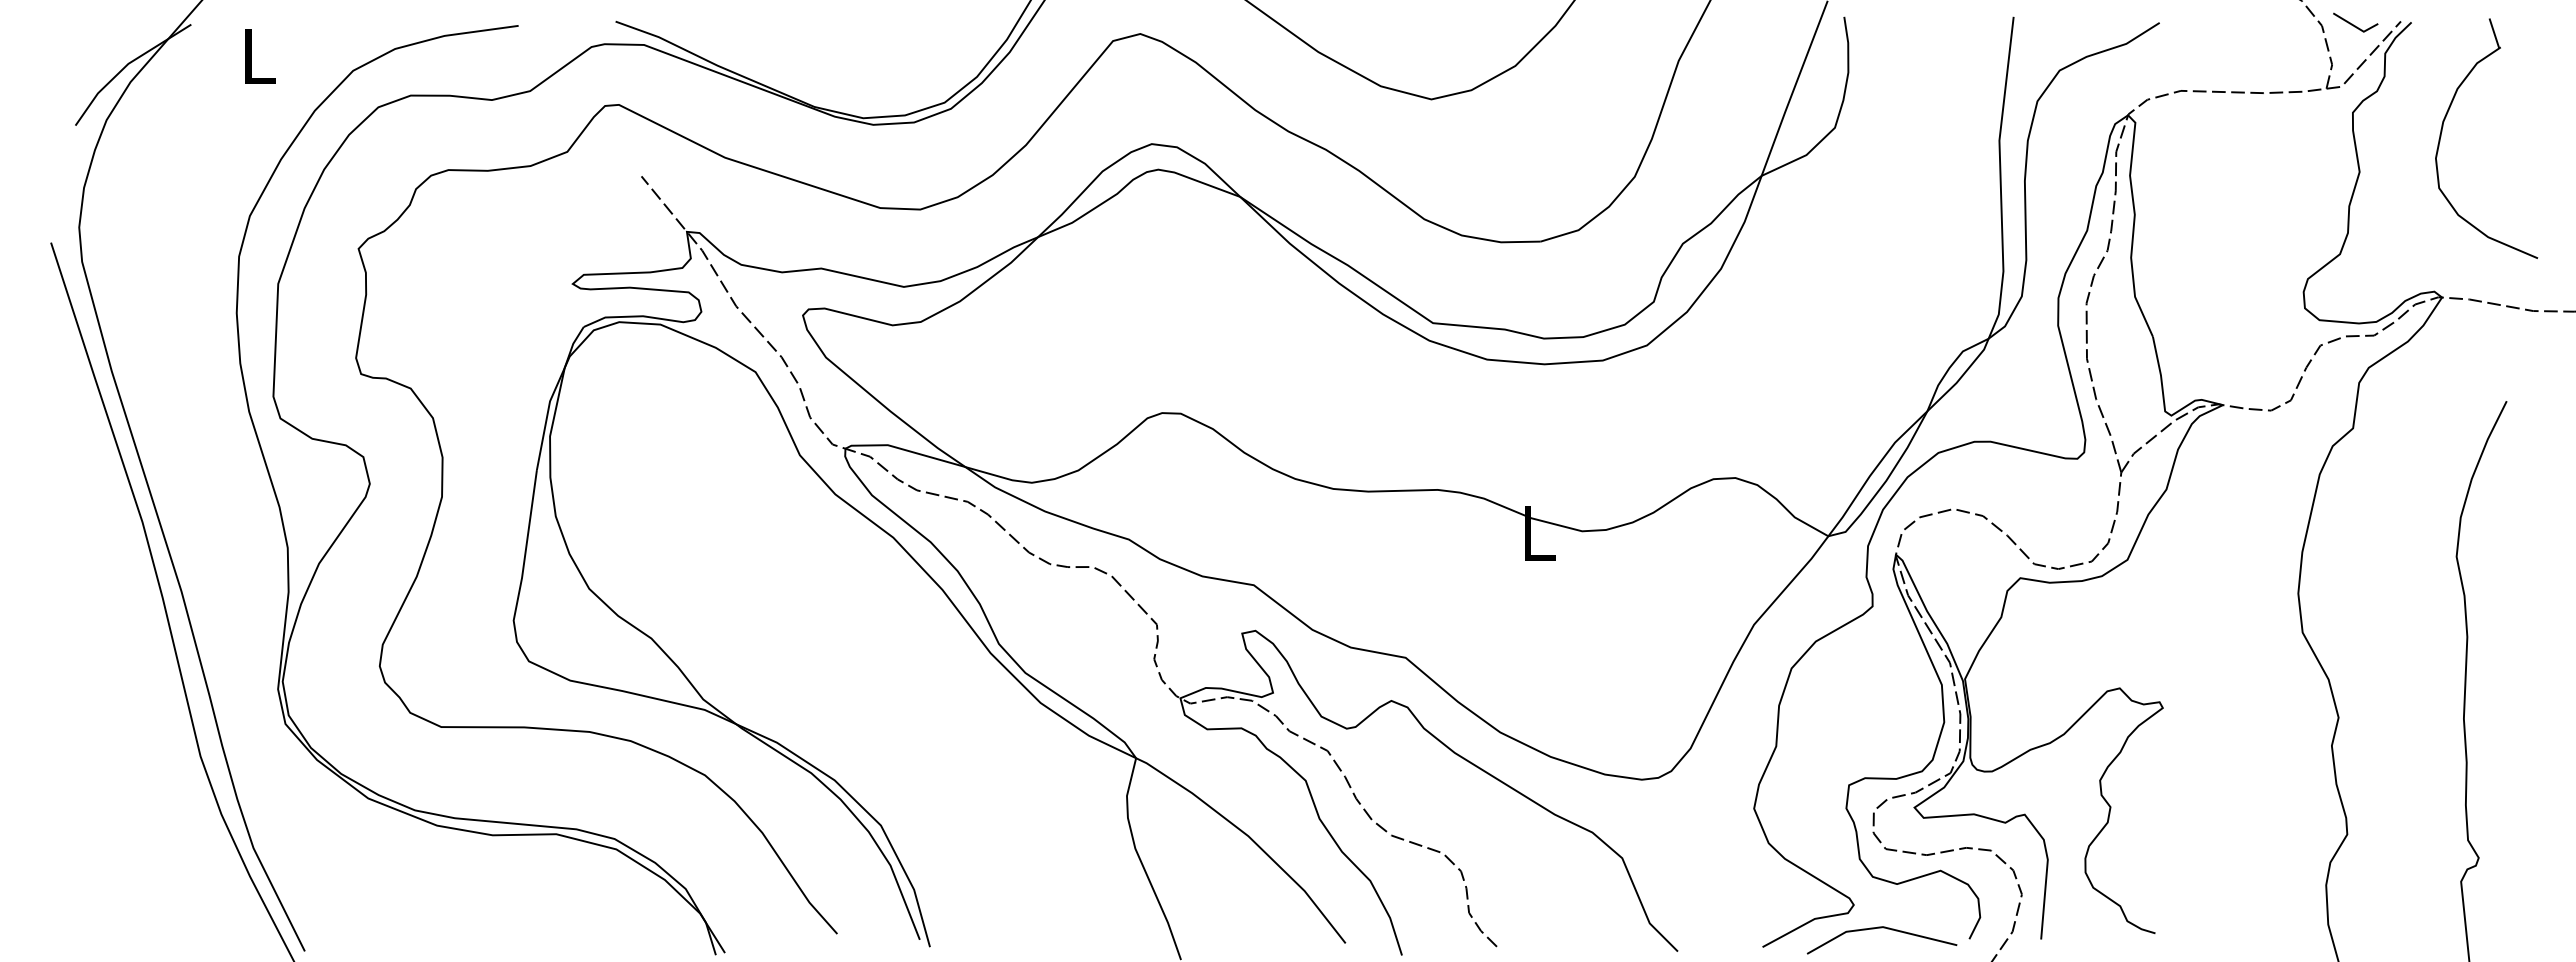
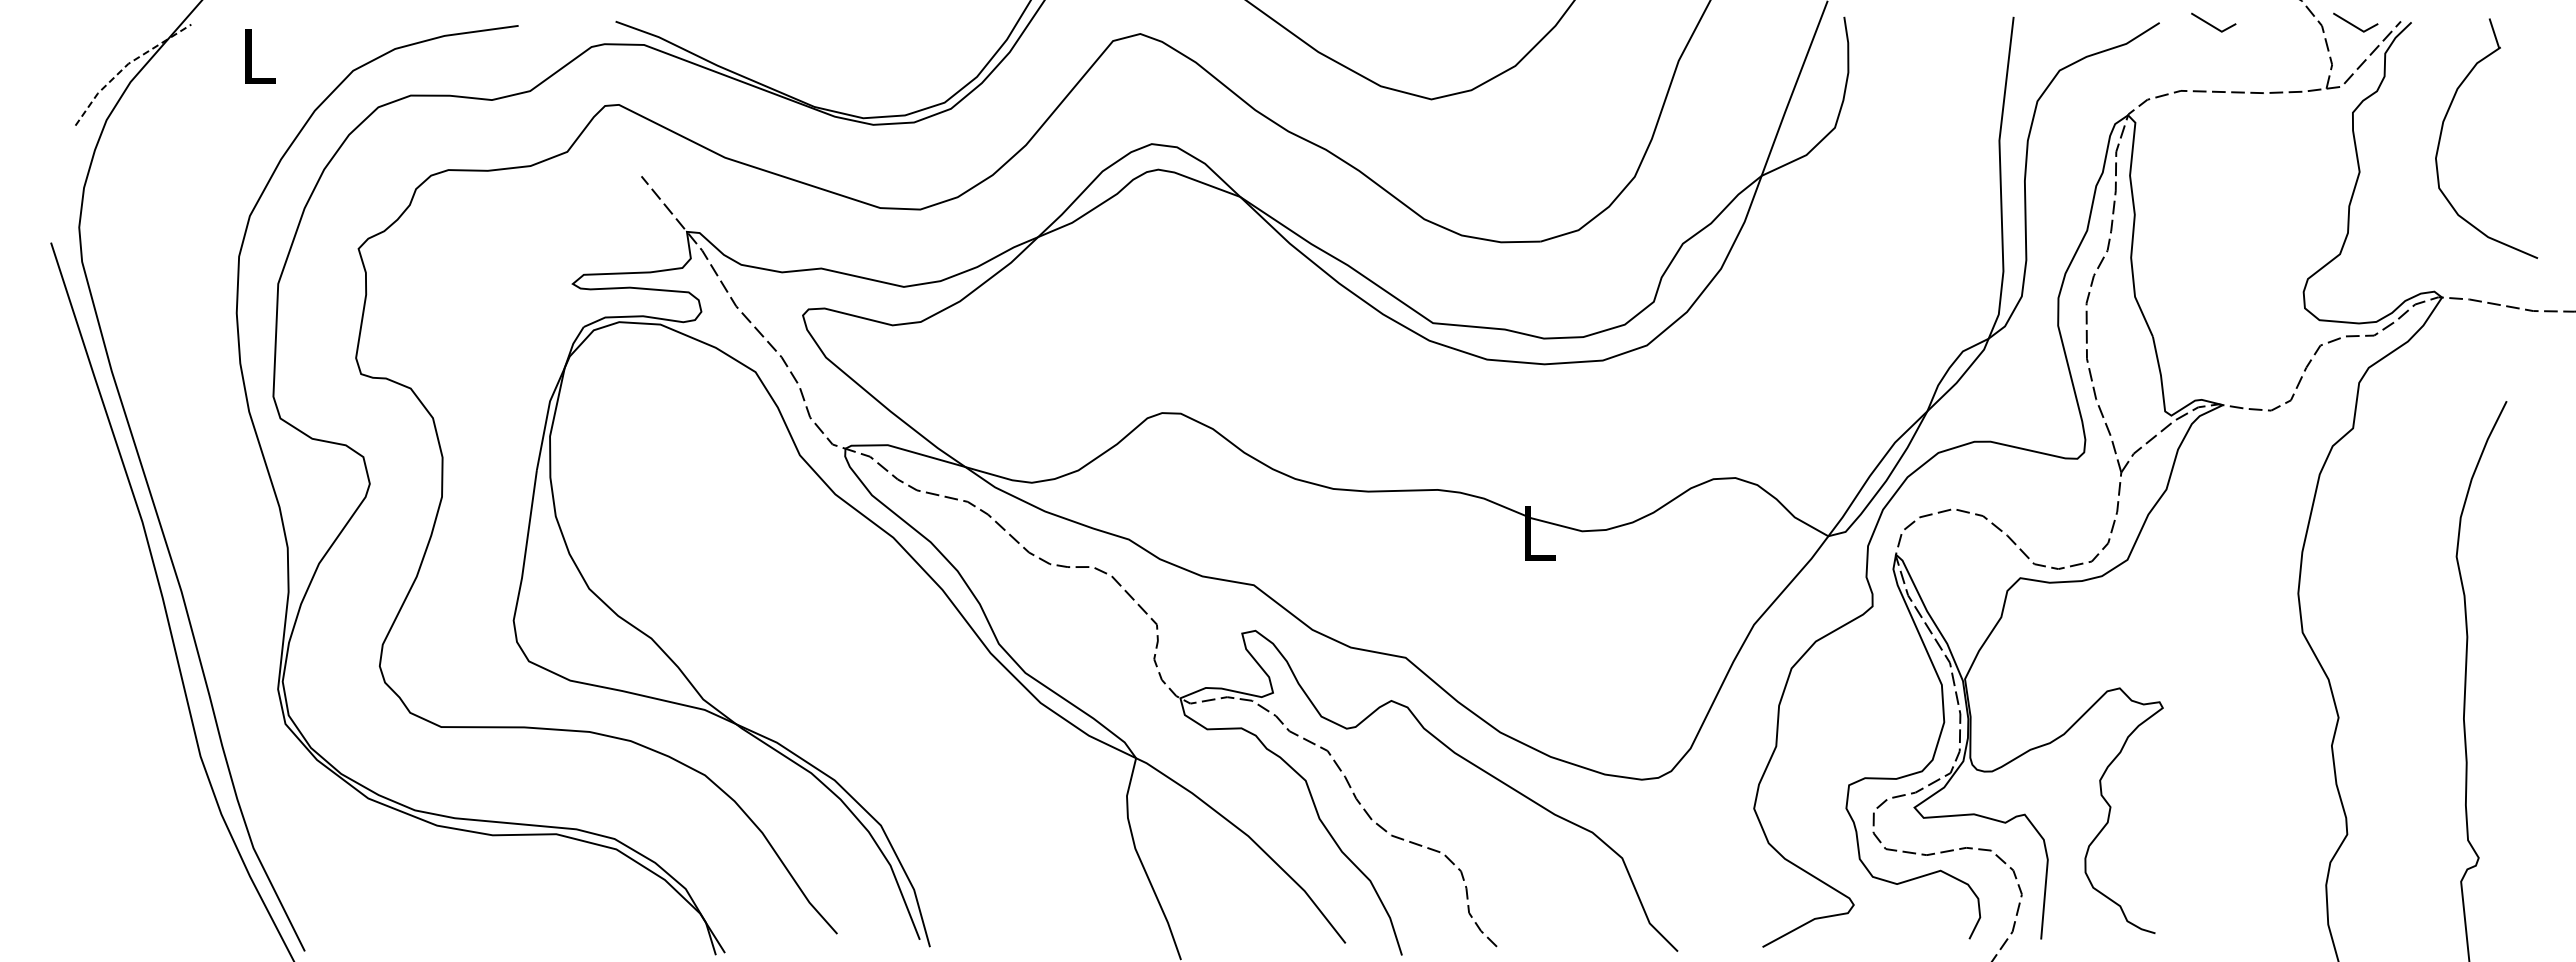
line: none -> present (2211, 24)
line: solid -> dashed (125, 66)
line: present -> none (1881, 928)
